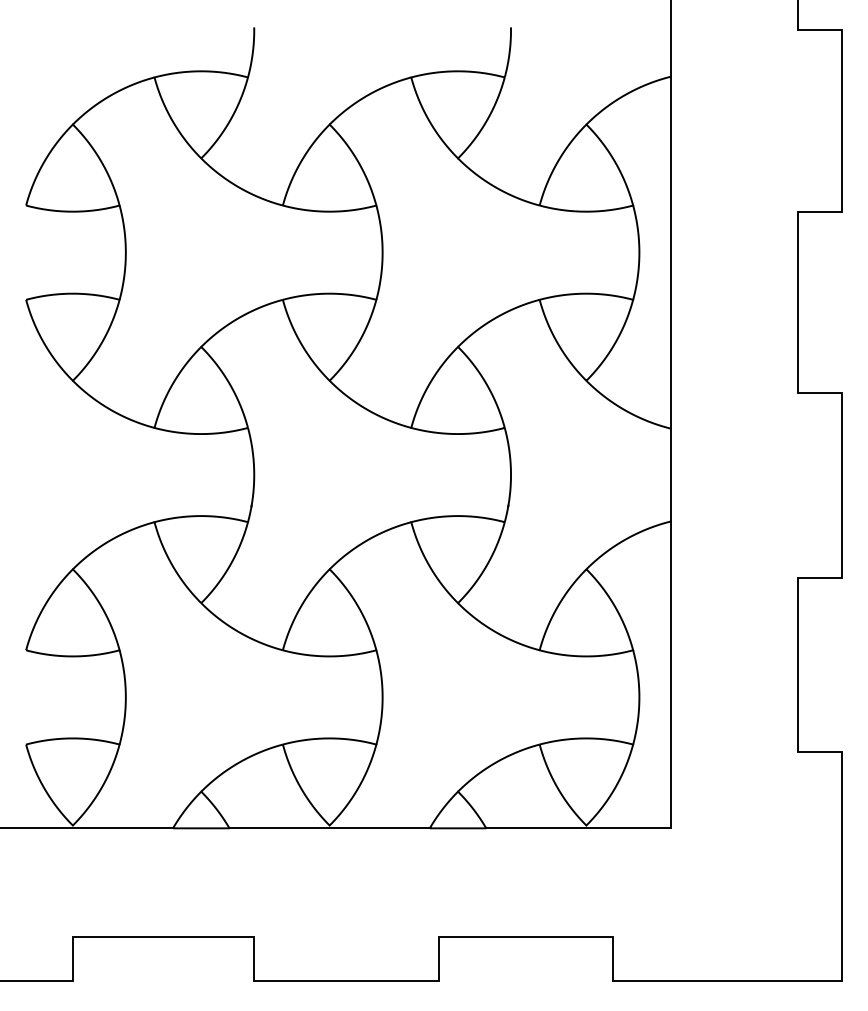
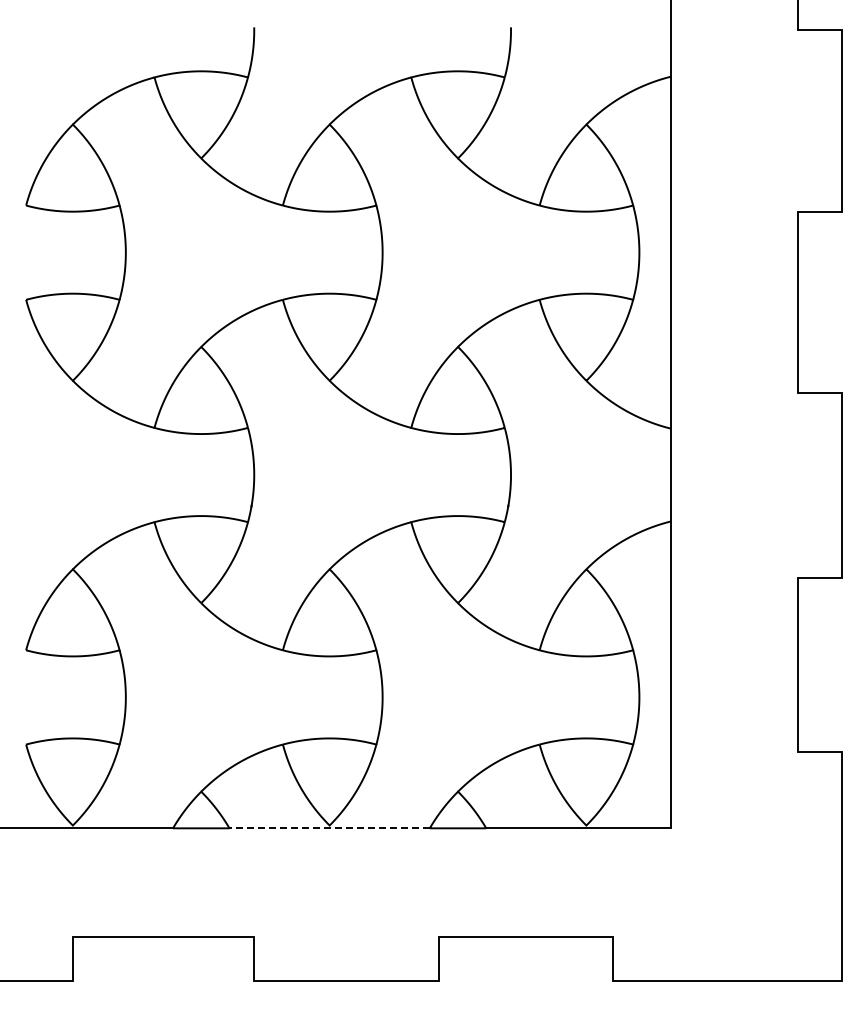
line: solid -> dashed (329, 828)
